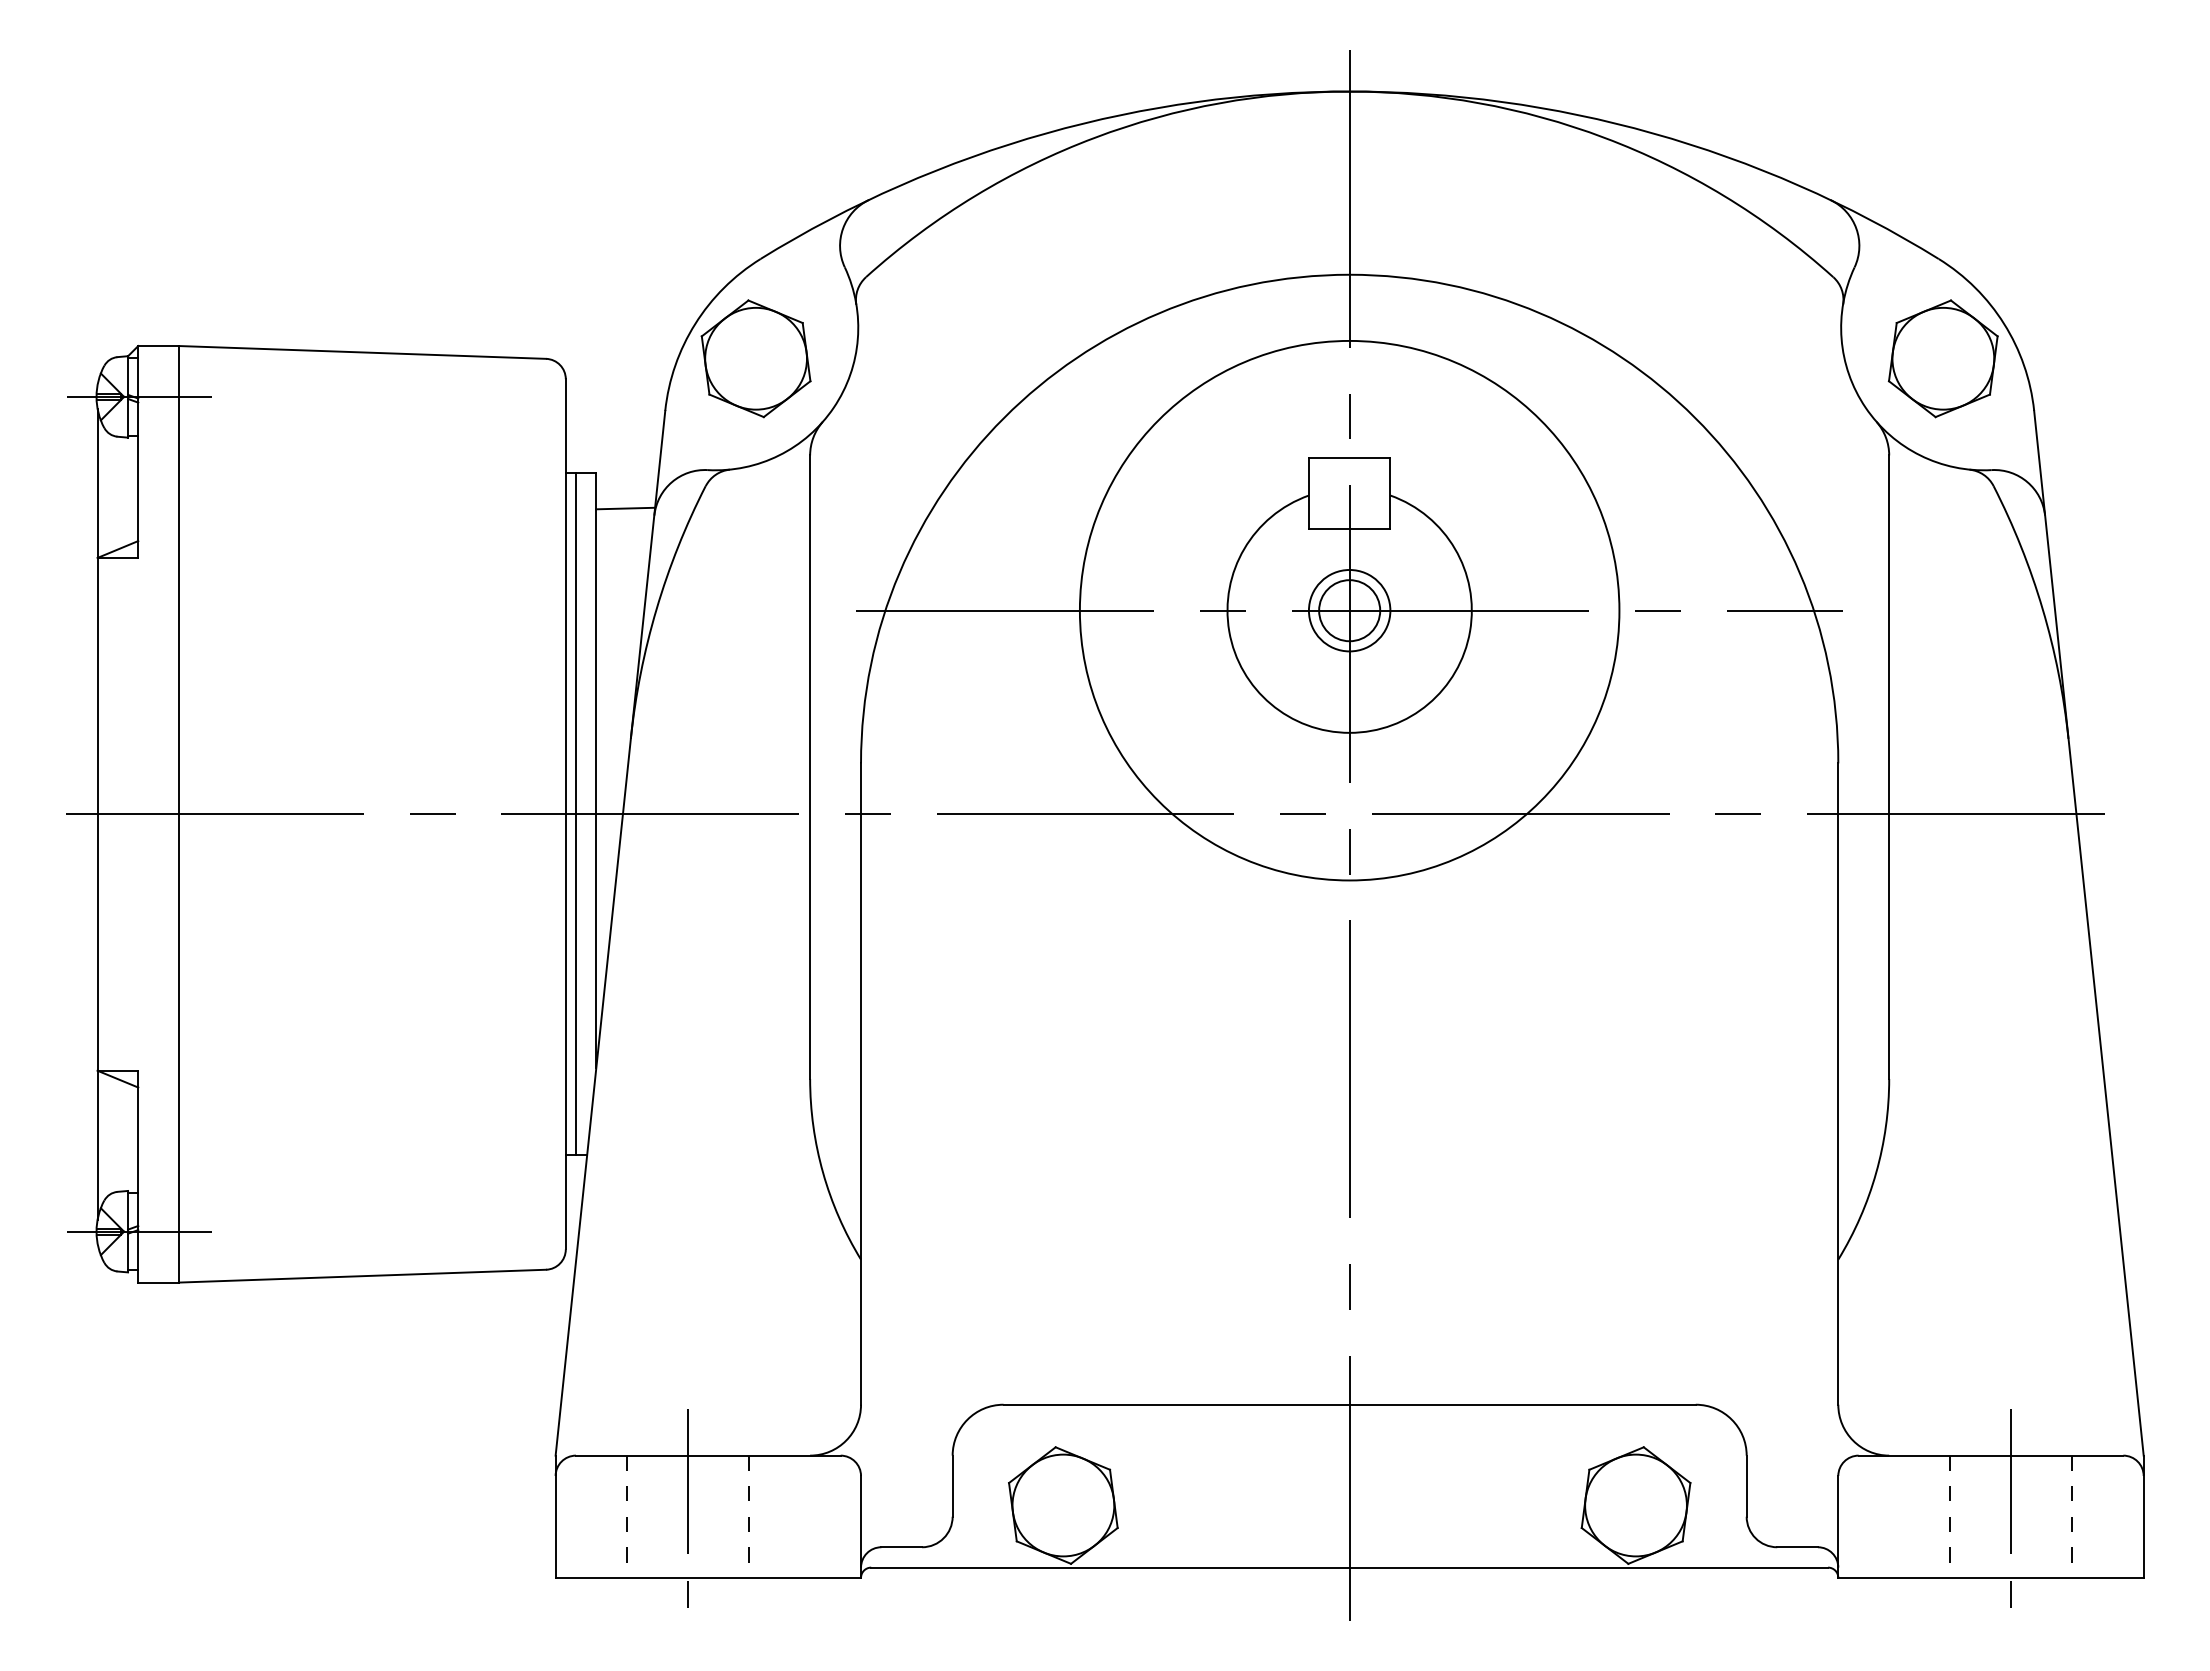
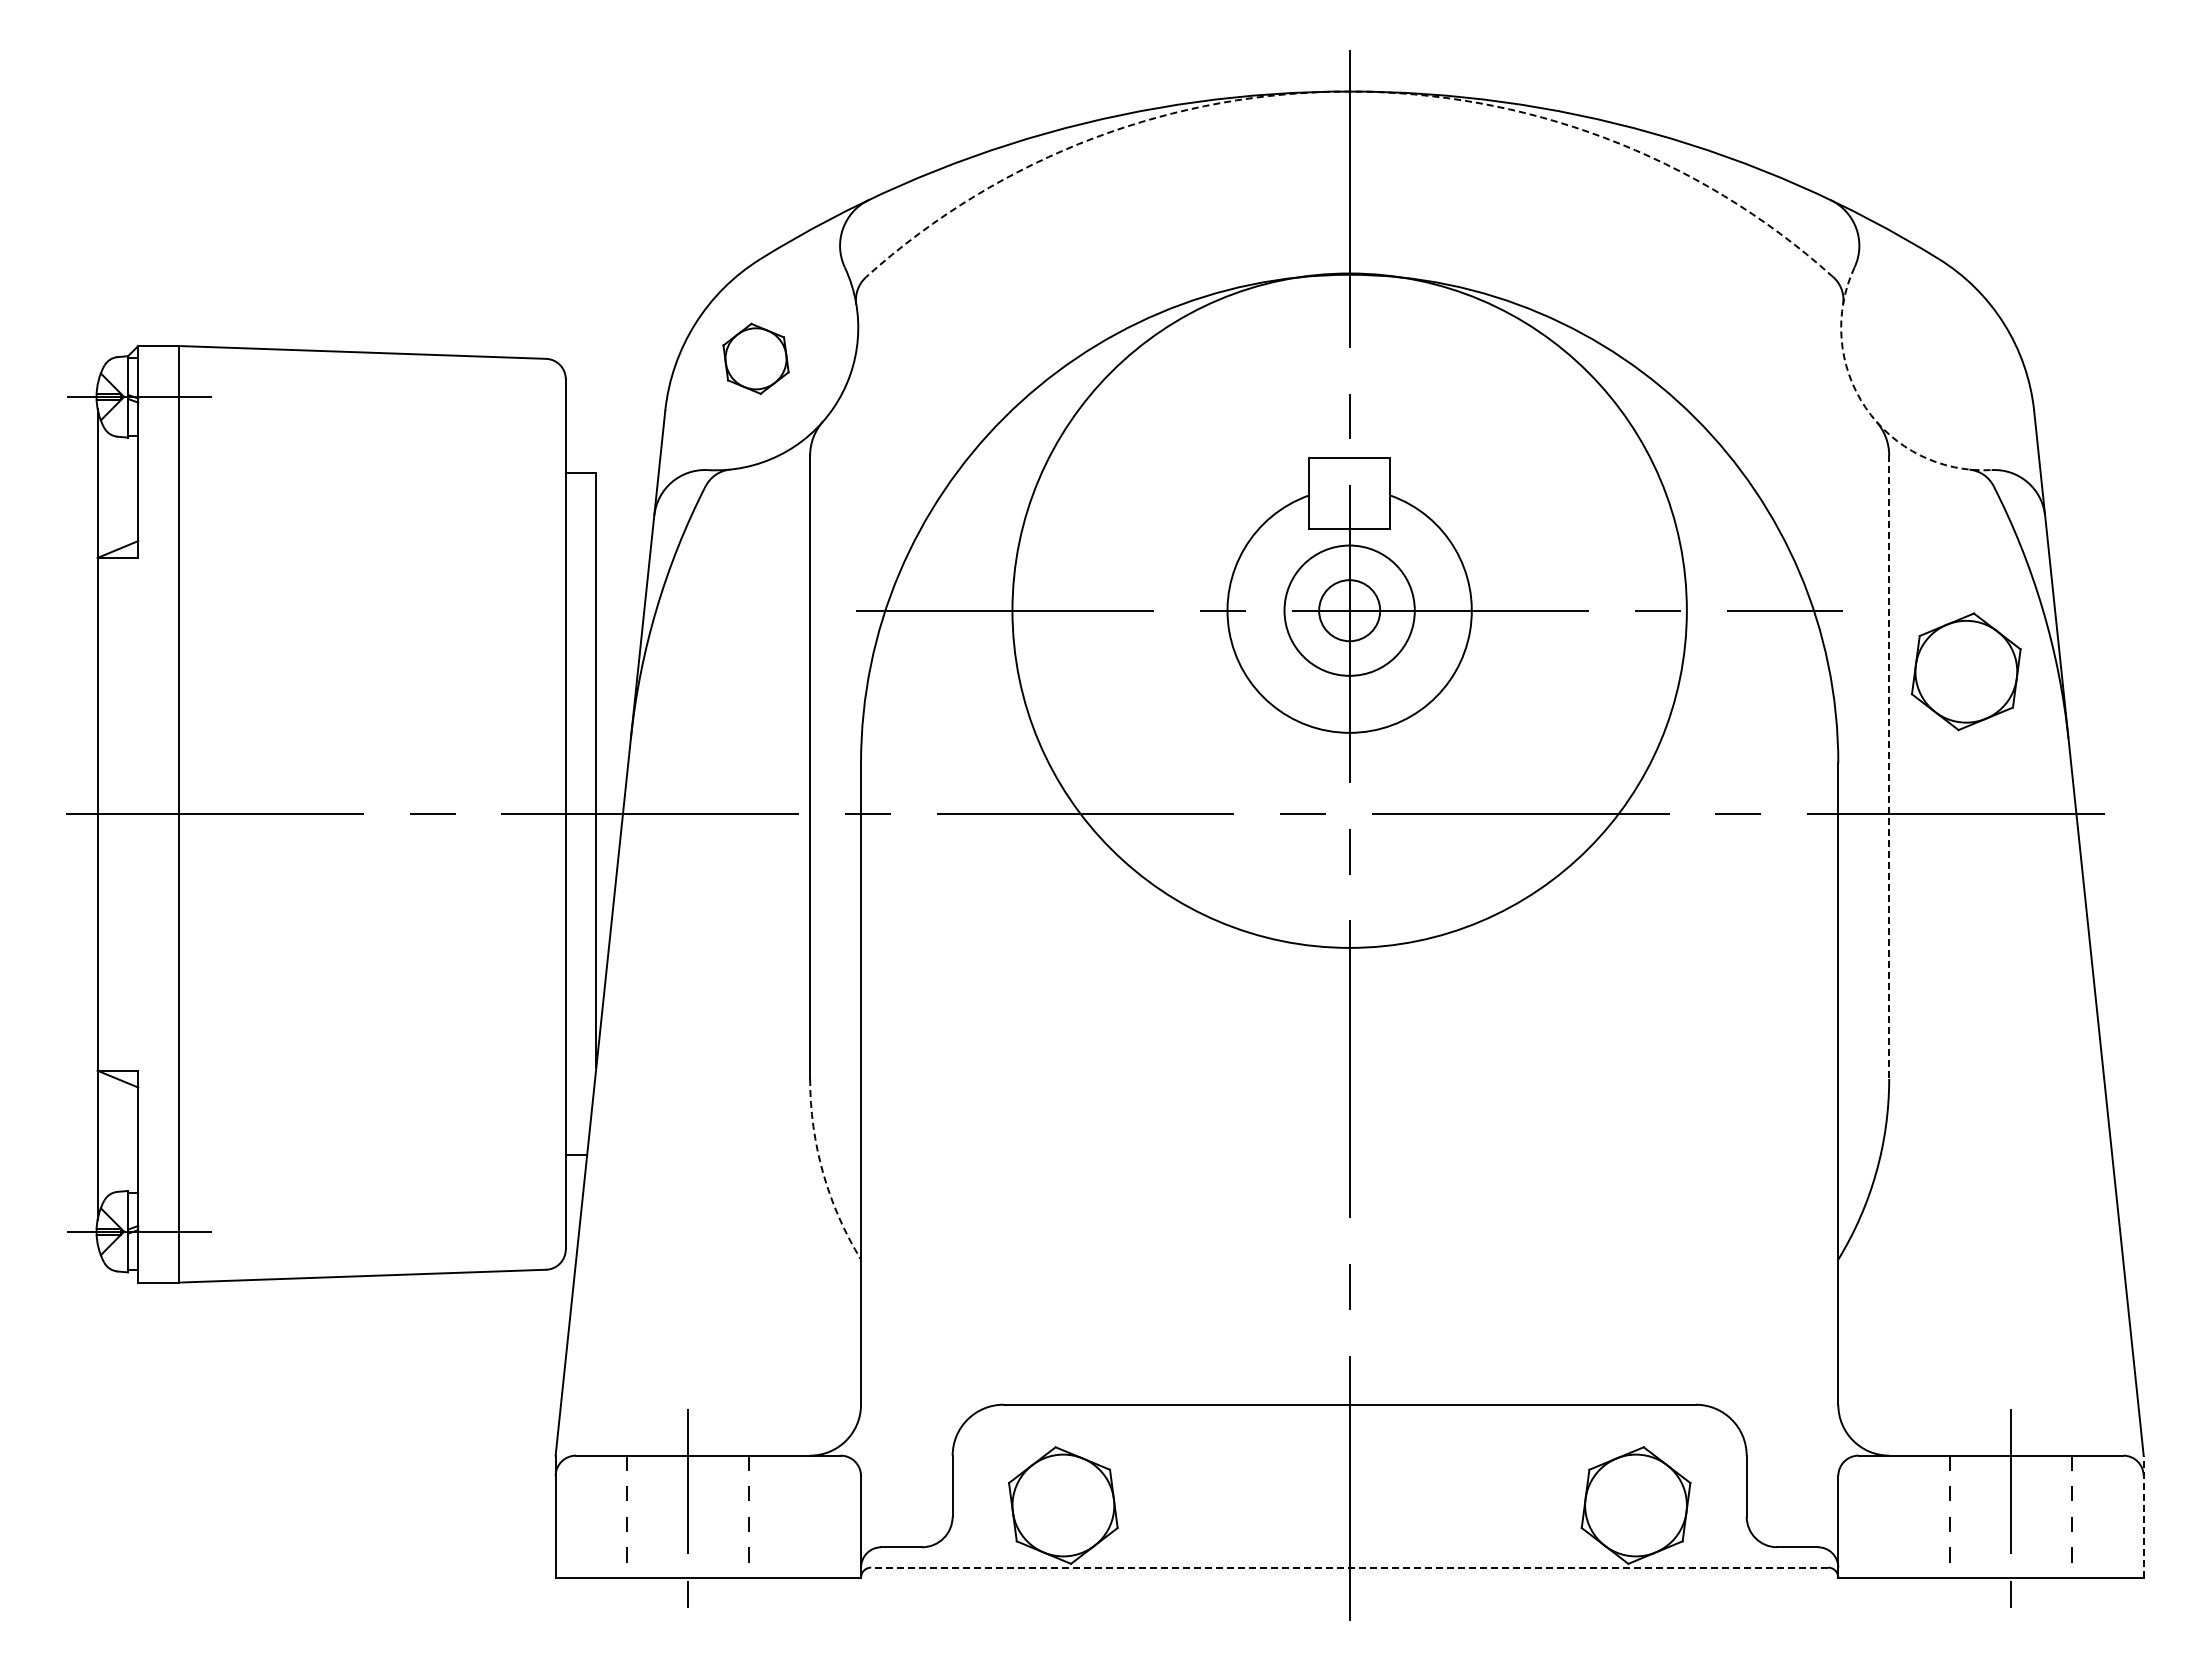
arc: solid -> dashed (1349, 91)
part size: 112x120 px -> 68x73 px (755, 358)
part position: (1942, 358) -> (1965, 671) (1965, 671)
arc: solid -> dashed (1865, 407)
line: present -> none (625, 508)
circle diameter: 540 px -> 674 px (1349, 610)
circle diameter: 81 px -> 130 px (1349, 610)
line: solid -> dashed (1889, 767)
line: present -> none (576, 814)
arc: solid -> dashed (823, 1172)
line: solid -> dashed (2143, 1516)
line: solid -> dashed (1349, 1567)
